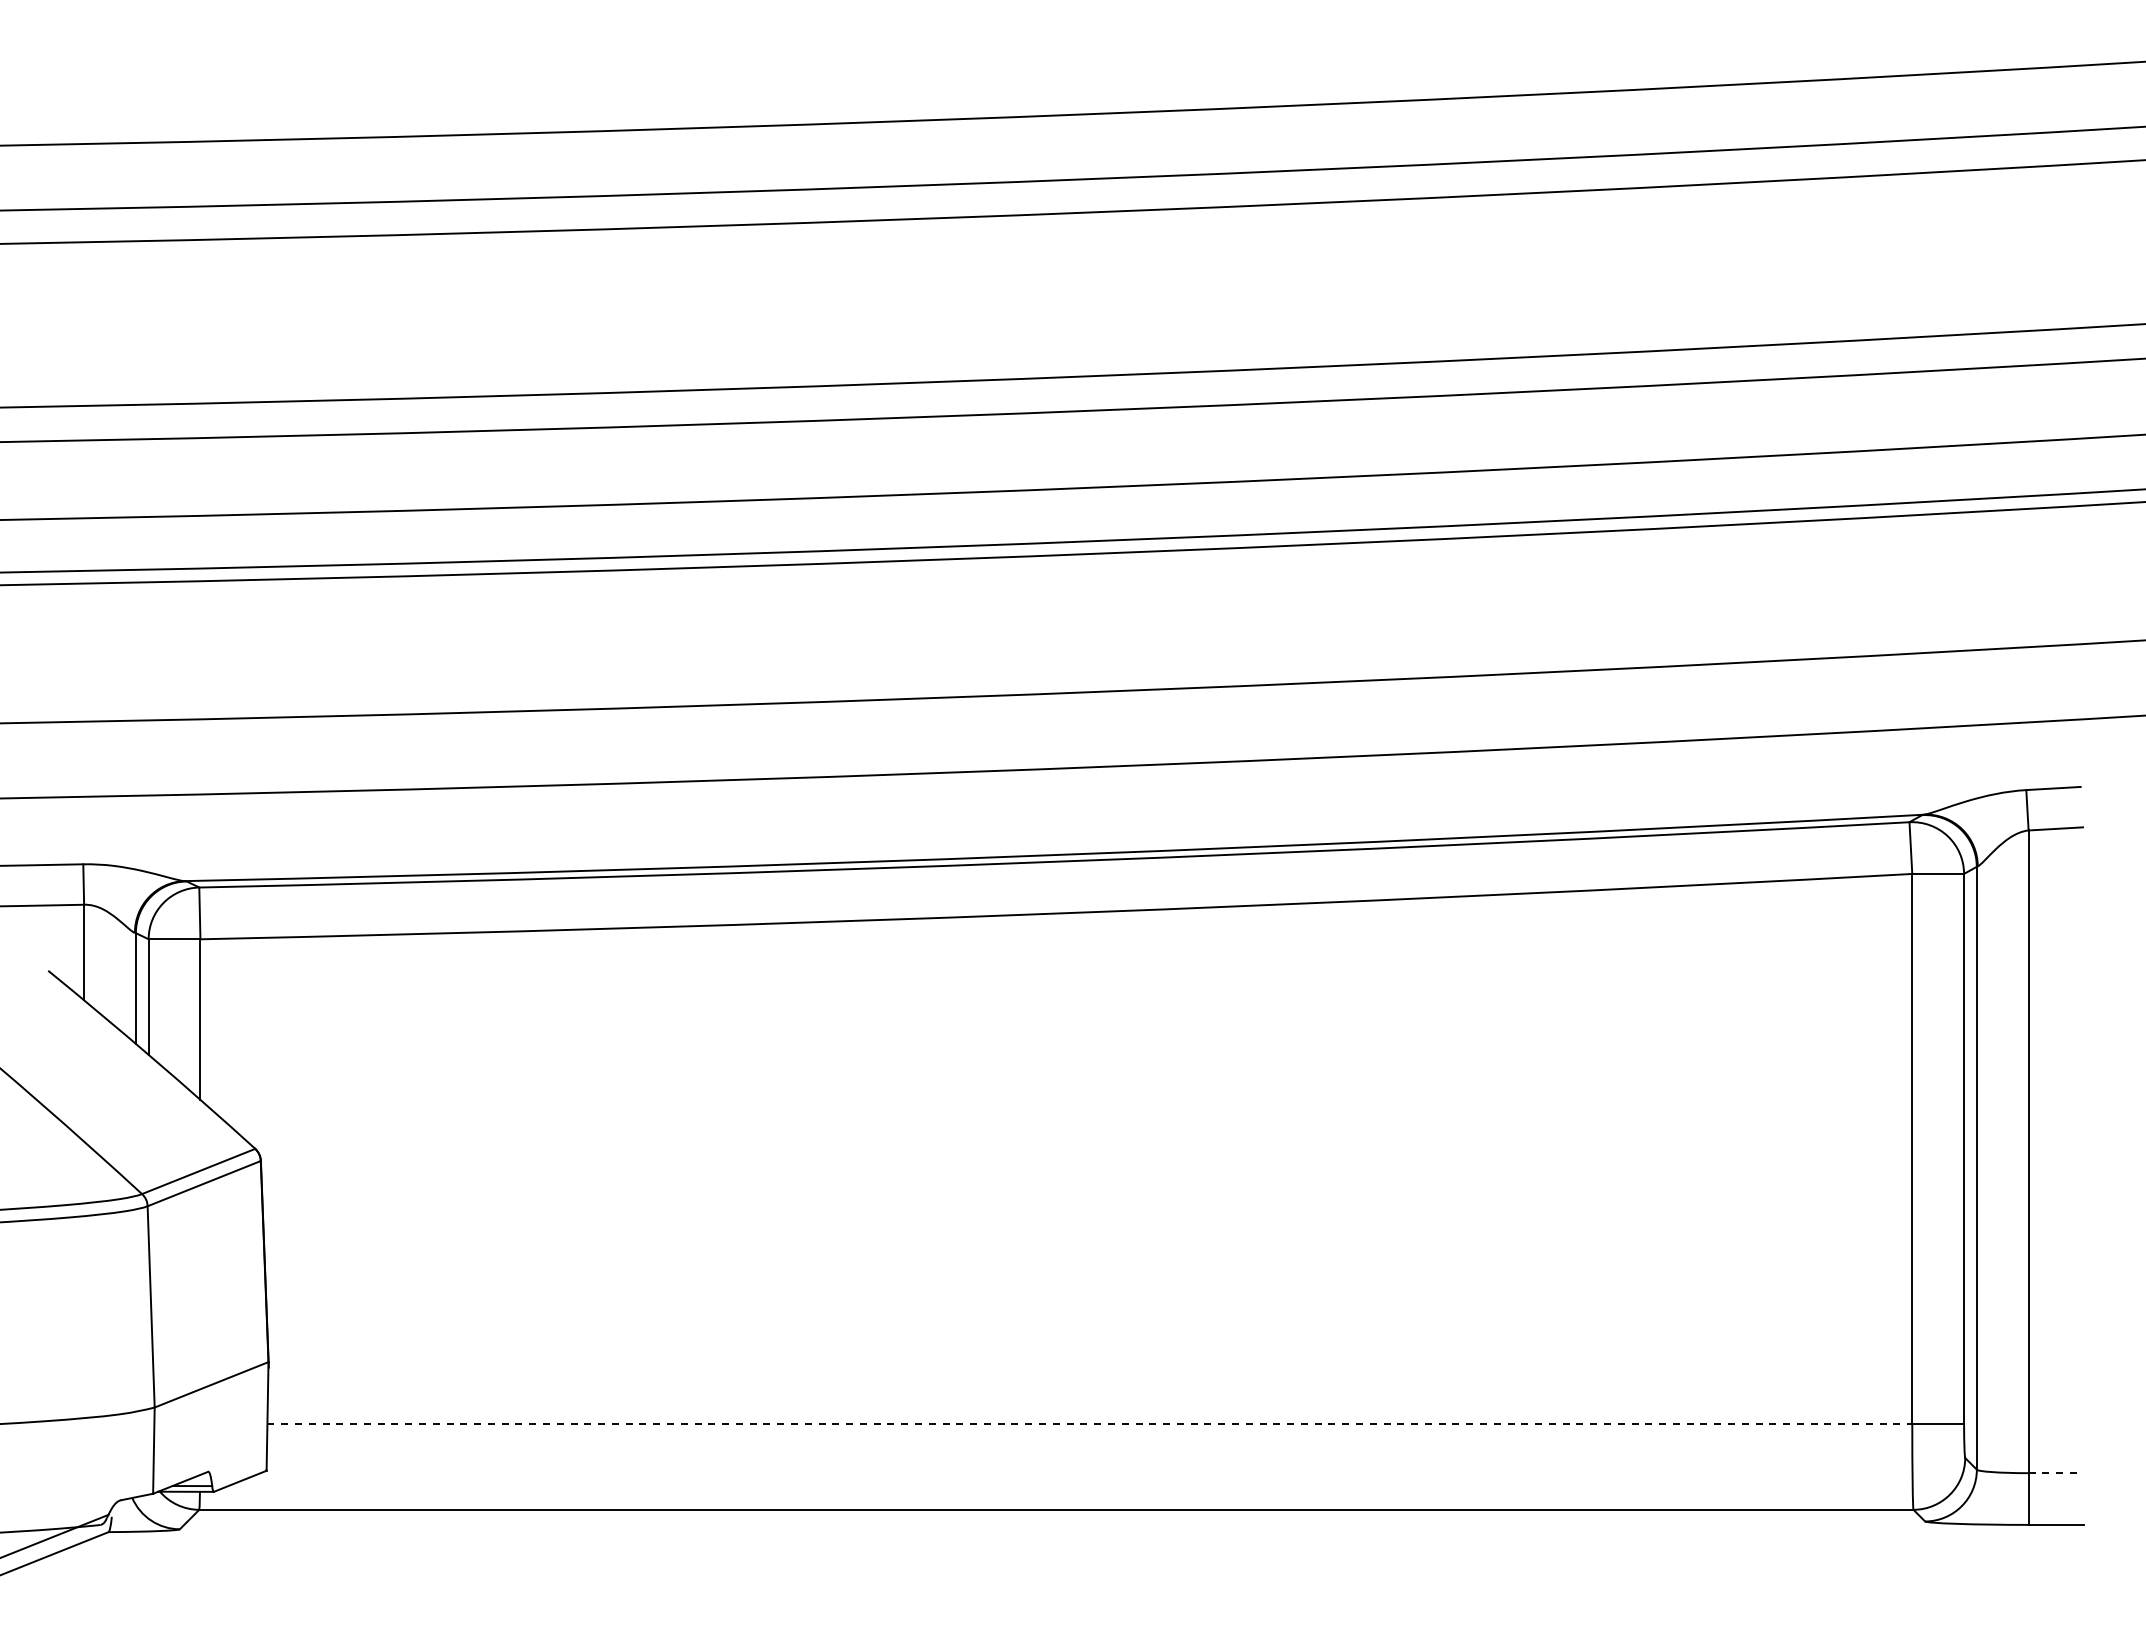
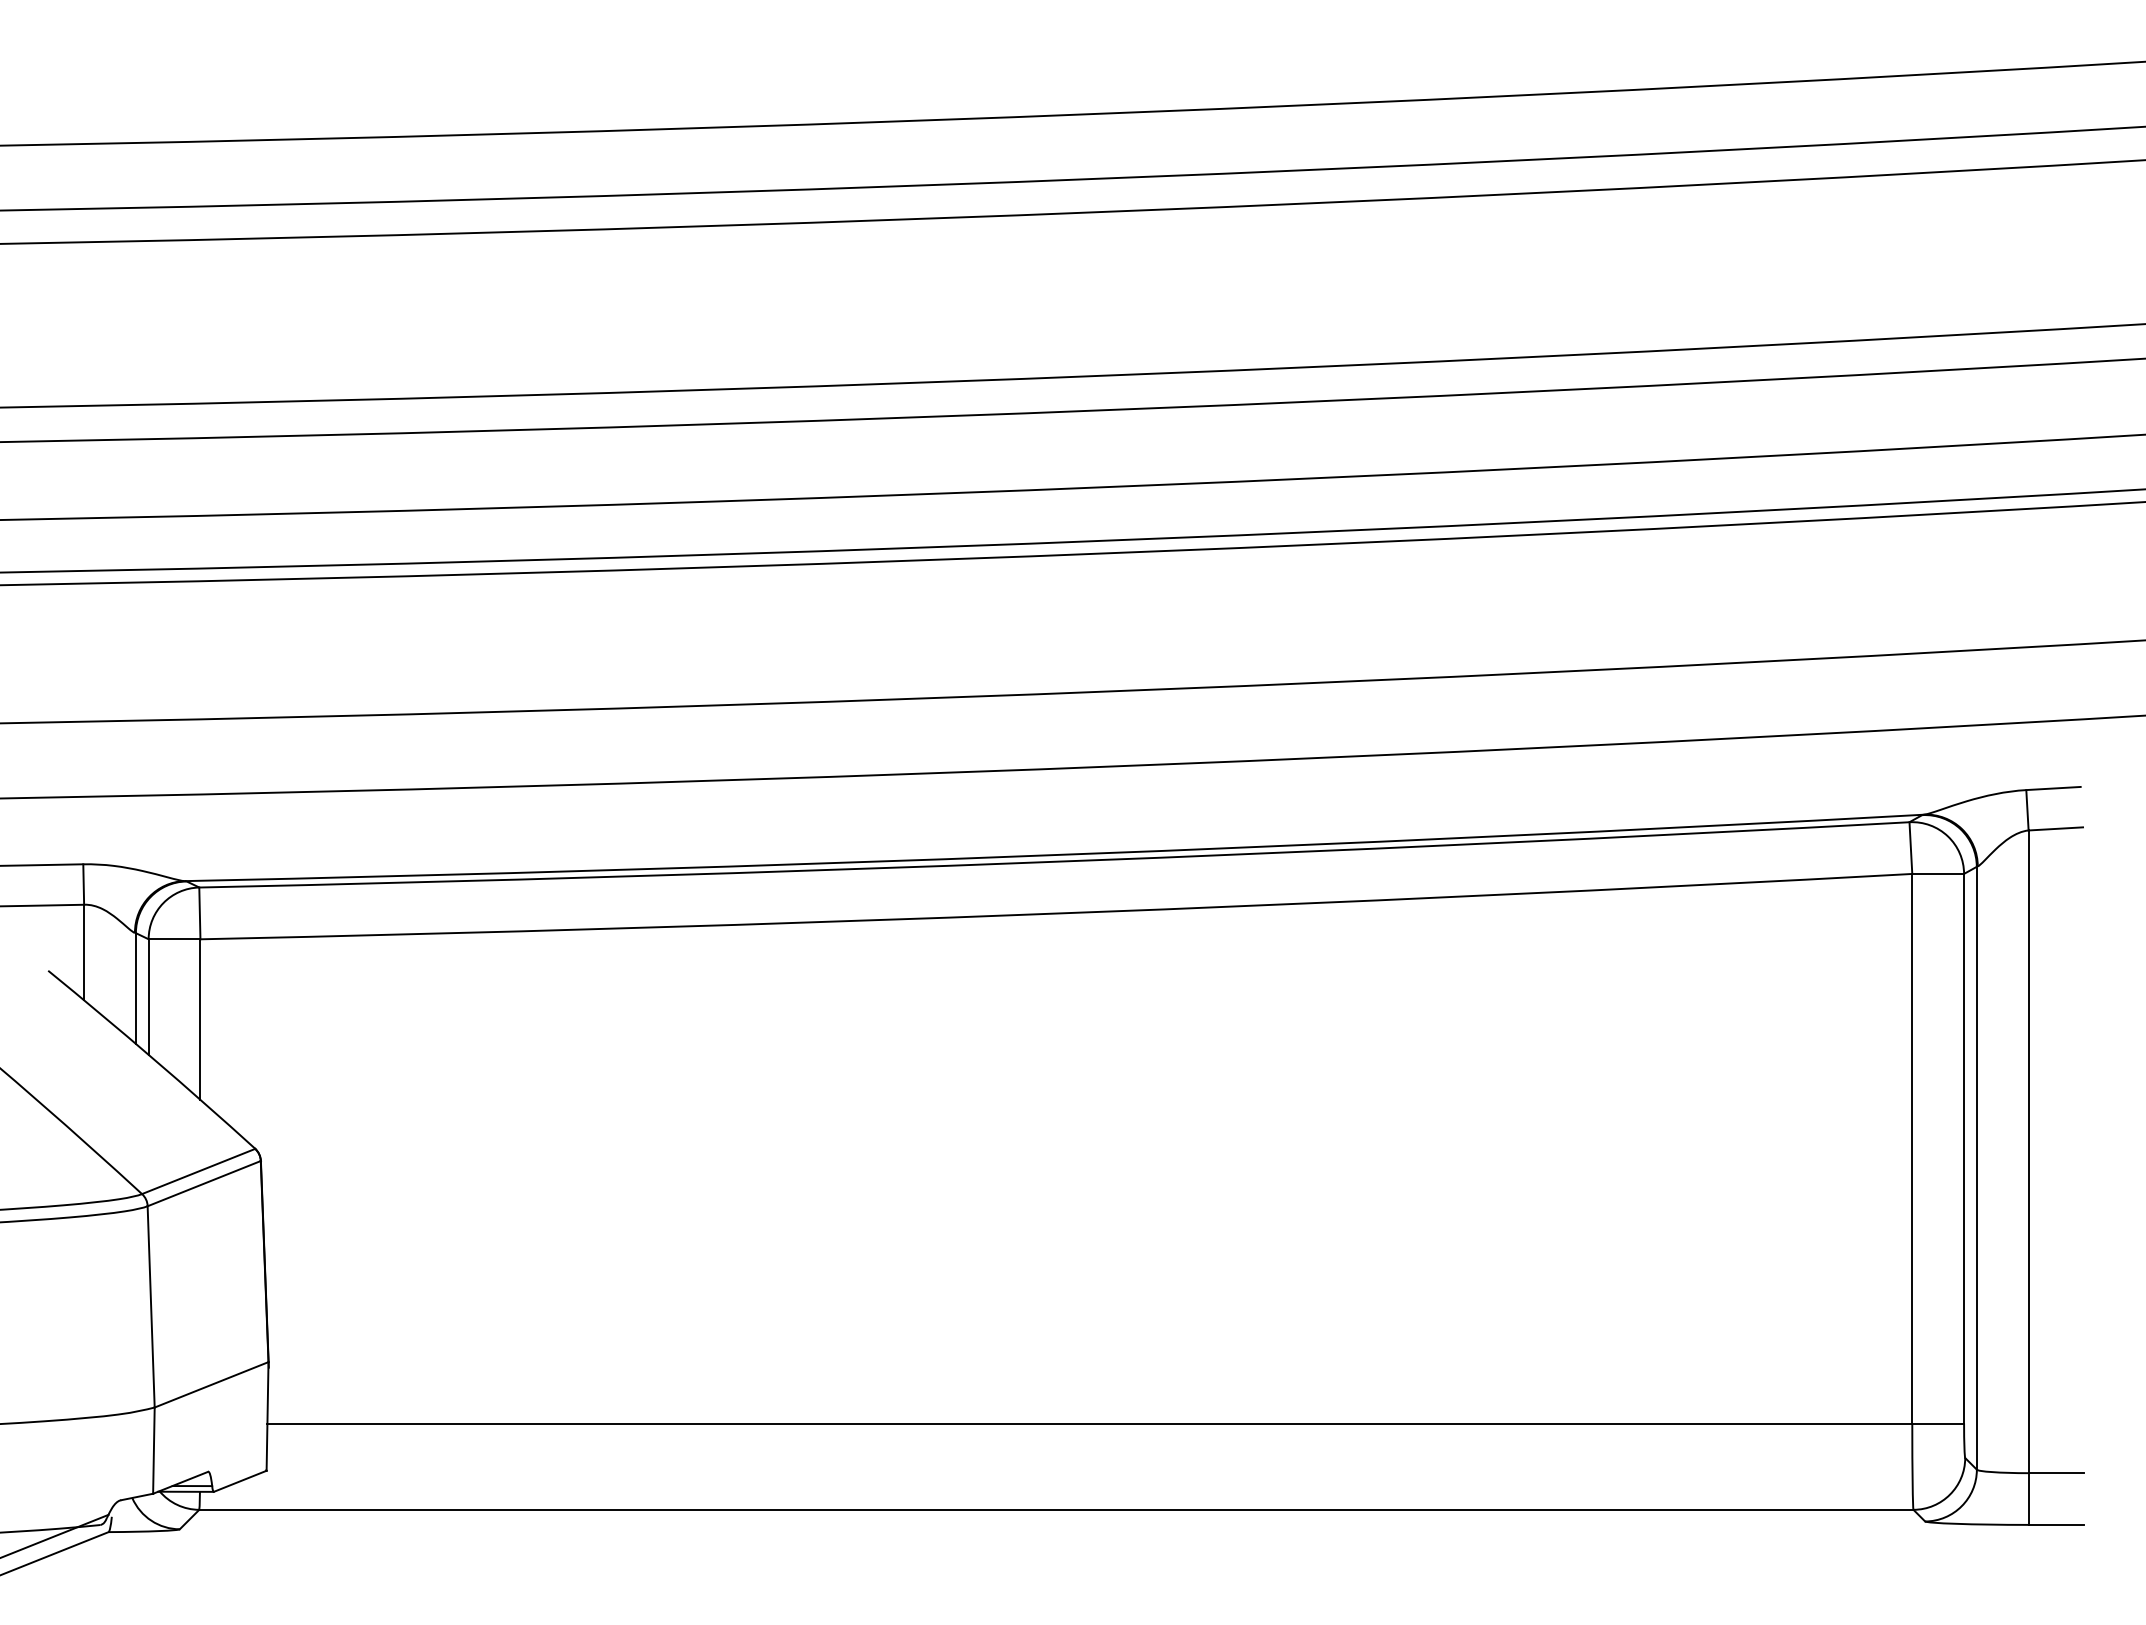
line: dashed -> solid (1090, 1423)
line: dashed -> solid (2056, 1473)
